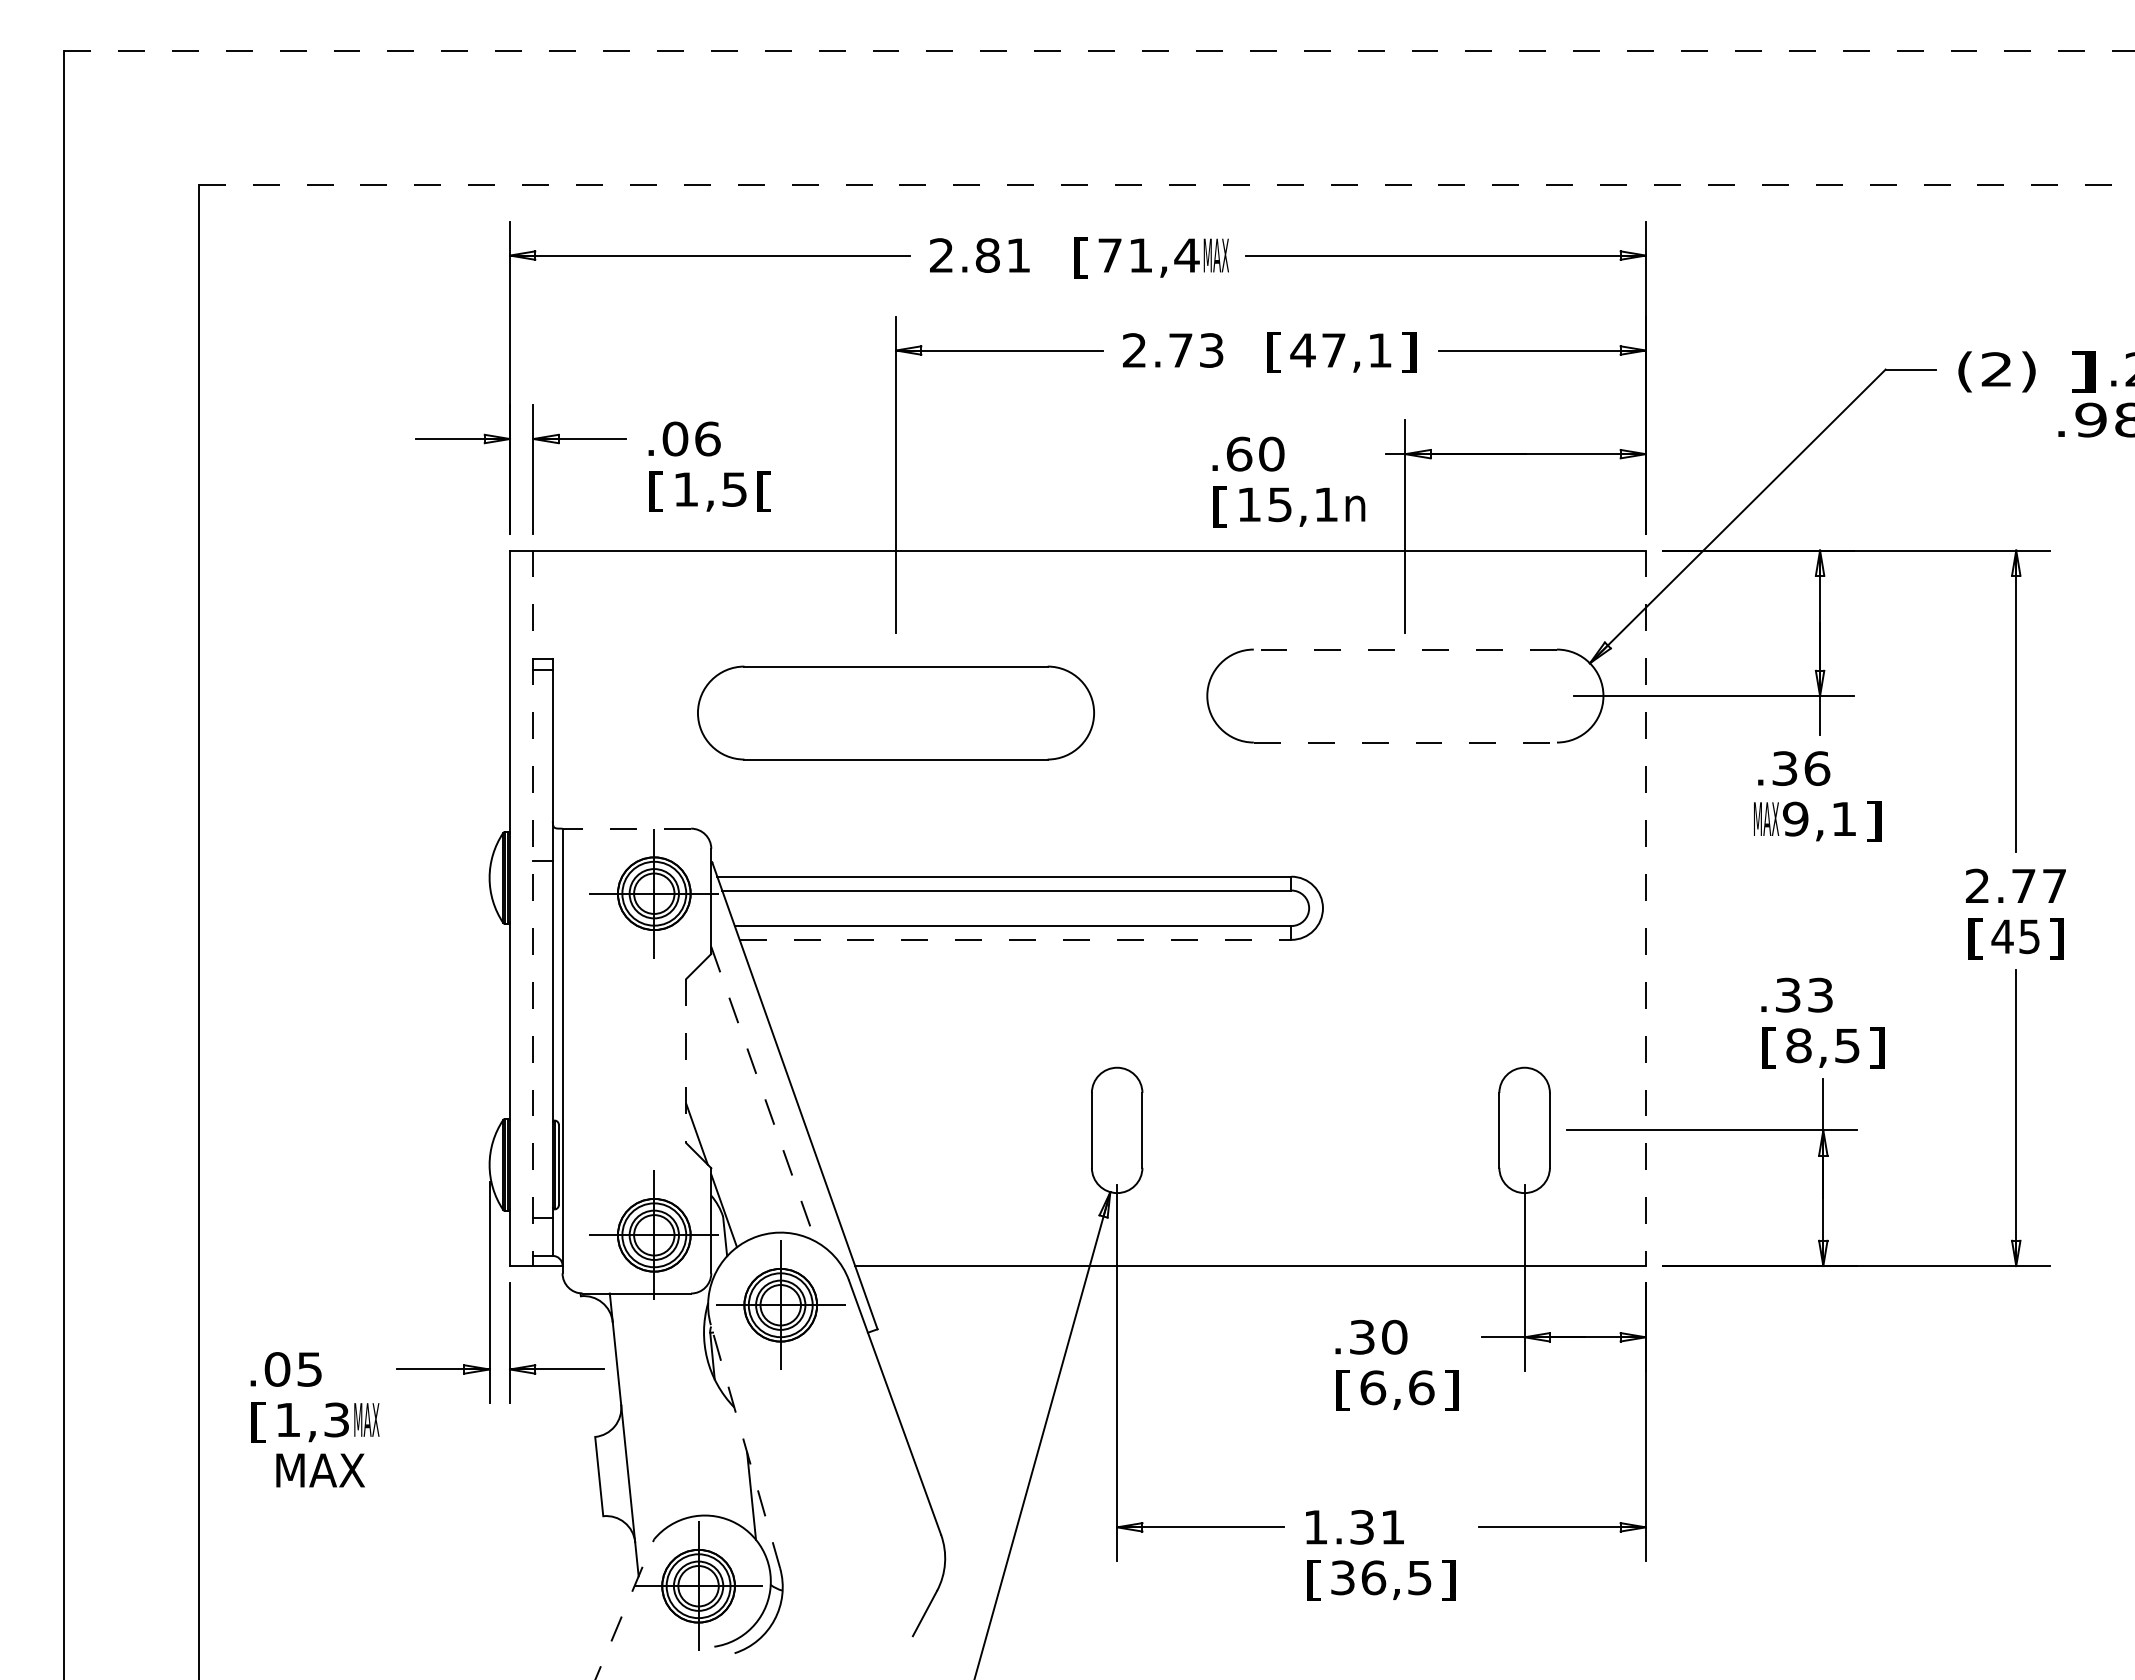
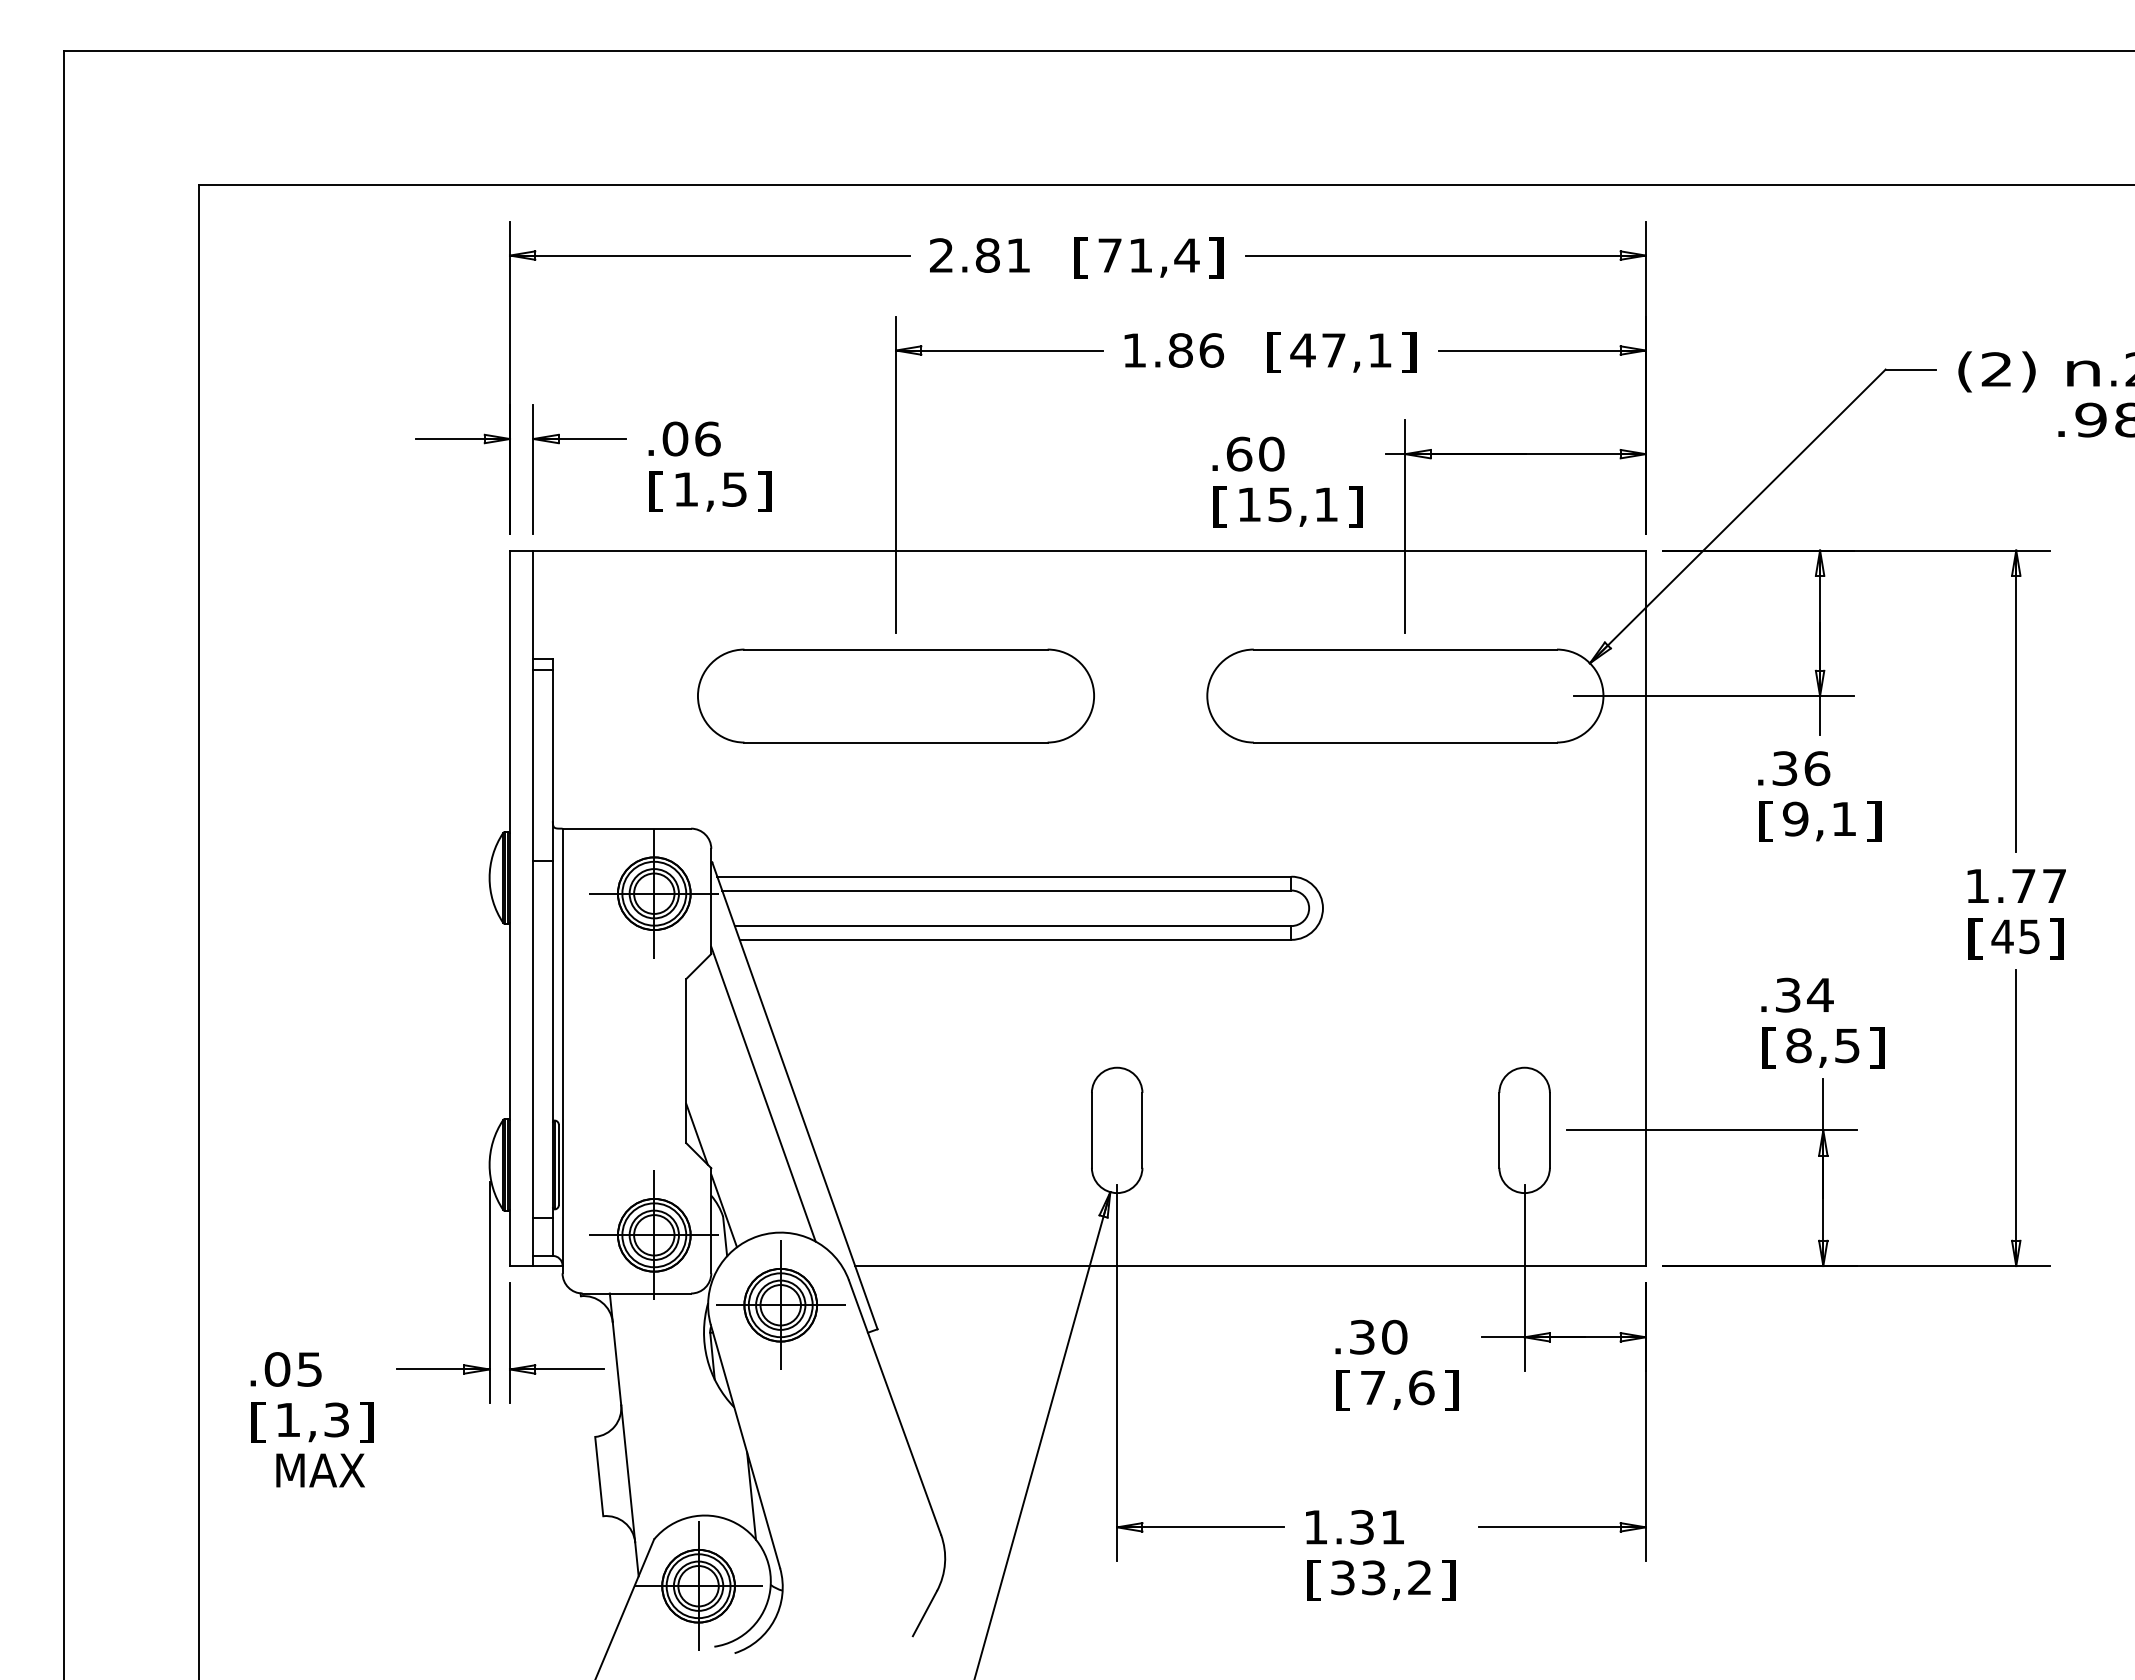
line: dashed -> solid (1099, 50)
line: dashed -> solid (1166, 185)
text: MAX -> ] (1215, 257)
text: 2.73 -> 1.86 (1173, 350)
text: ] -> n (2083, 371)
text: [ -> ] (764, 491)
text: n -> ] (1355, 506)
line: dashed -> solid (1405, 649)
part position: (895, 712) -> (895, 695) (895, 695)
line: dashed -> solid (1405, 742)
text: MAX -> [ (1766, 821)
line: dashed -> solid (626, 828)
text: 2.77 -> 1.77 (1977, 885)
line: dashed -> solid (533, 908)
line: dashed -> solid (1645, 908)
line: dashed -> solid (1015, 939)
text: .33 -> .34 (1820, 994)
line: dashed -> solid (686, 1061)
line: dashed -> solid (763, 1094)
text: 6,6 -> 7,6 (1373, 1387)
text: MAX -> ] (366, 1422)
line: dashed -> solid (745, 1446)
text: 36,5 -> 33,2 (1396, 1577)
line: dashed -> solid (624, 1609)
